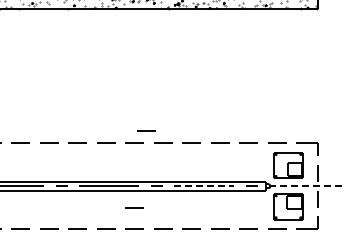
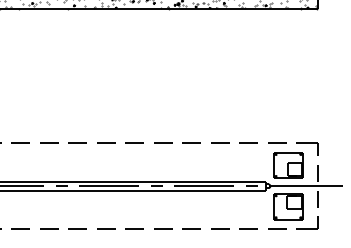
line: present -> none (146, 130)
line: dashed -> solid (204, 186)
line: dashed -> solid (305, 186)
line: present -> none (134, 207)
